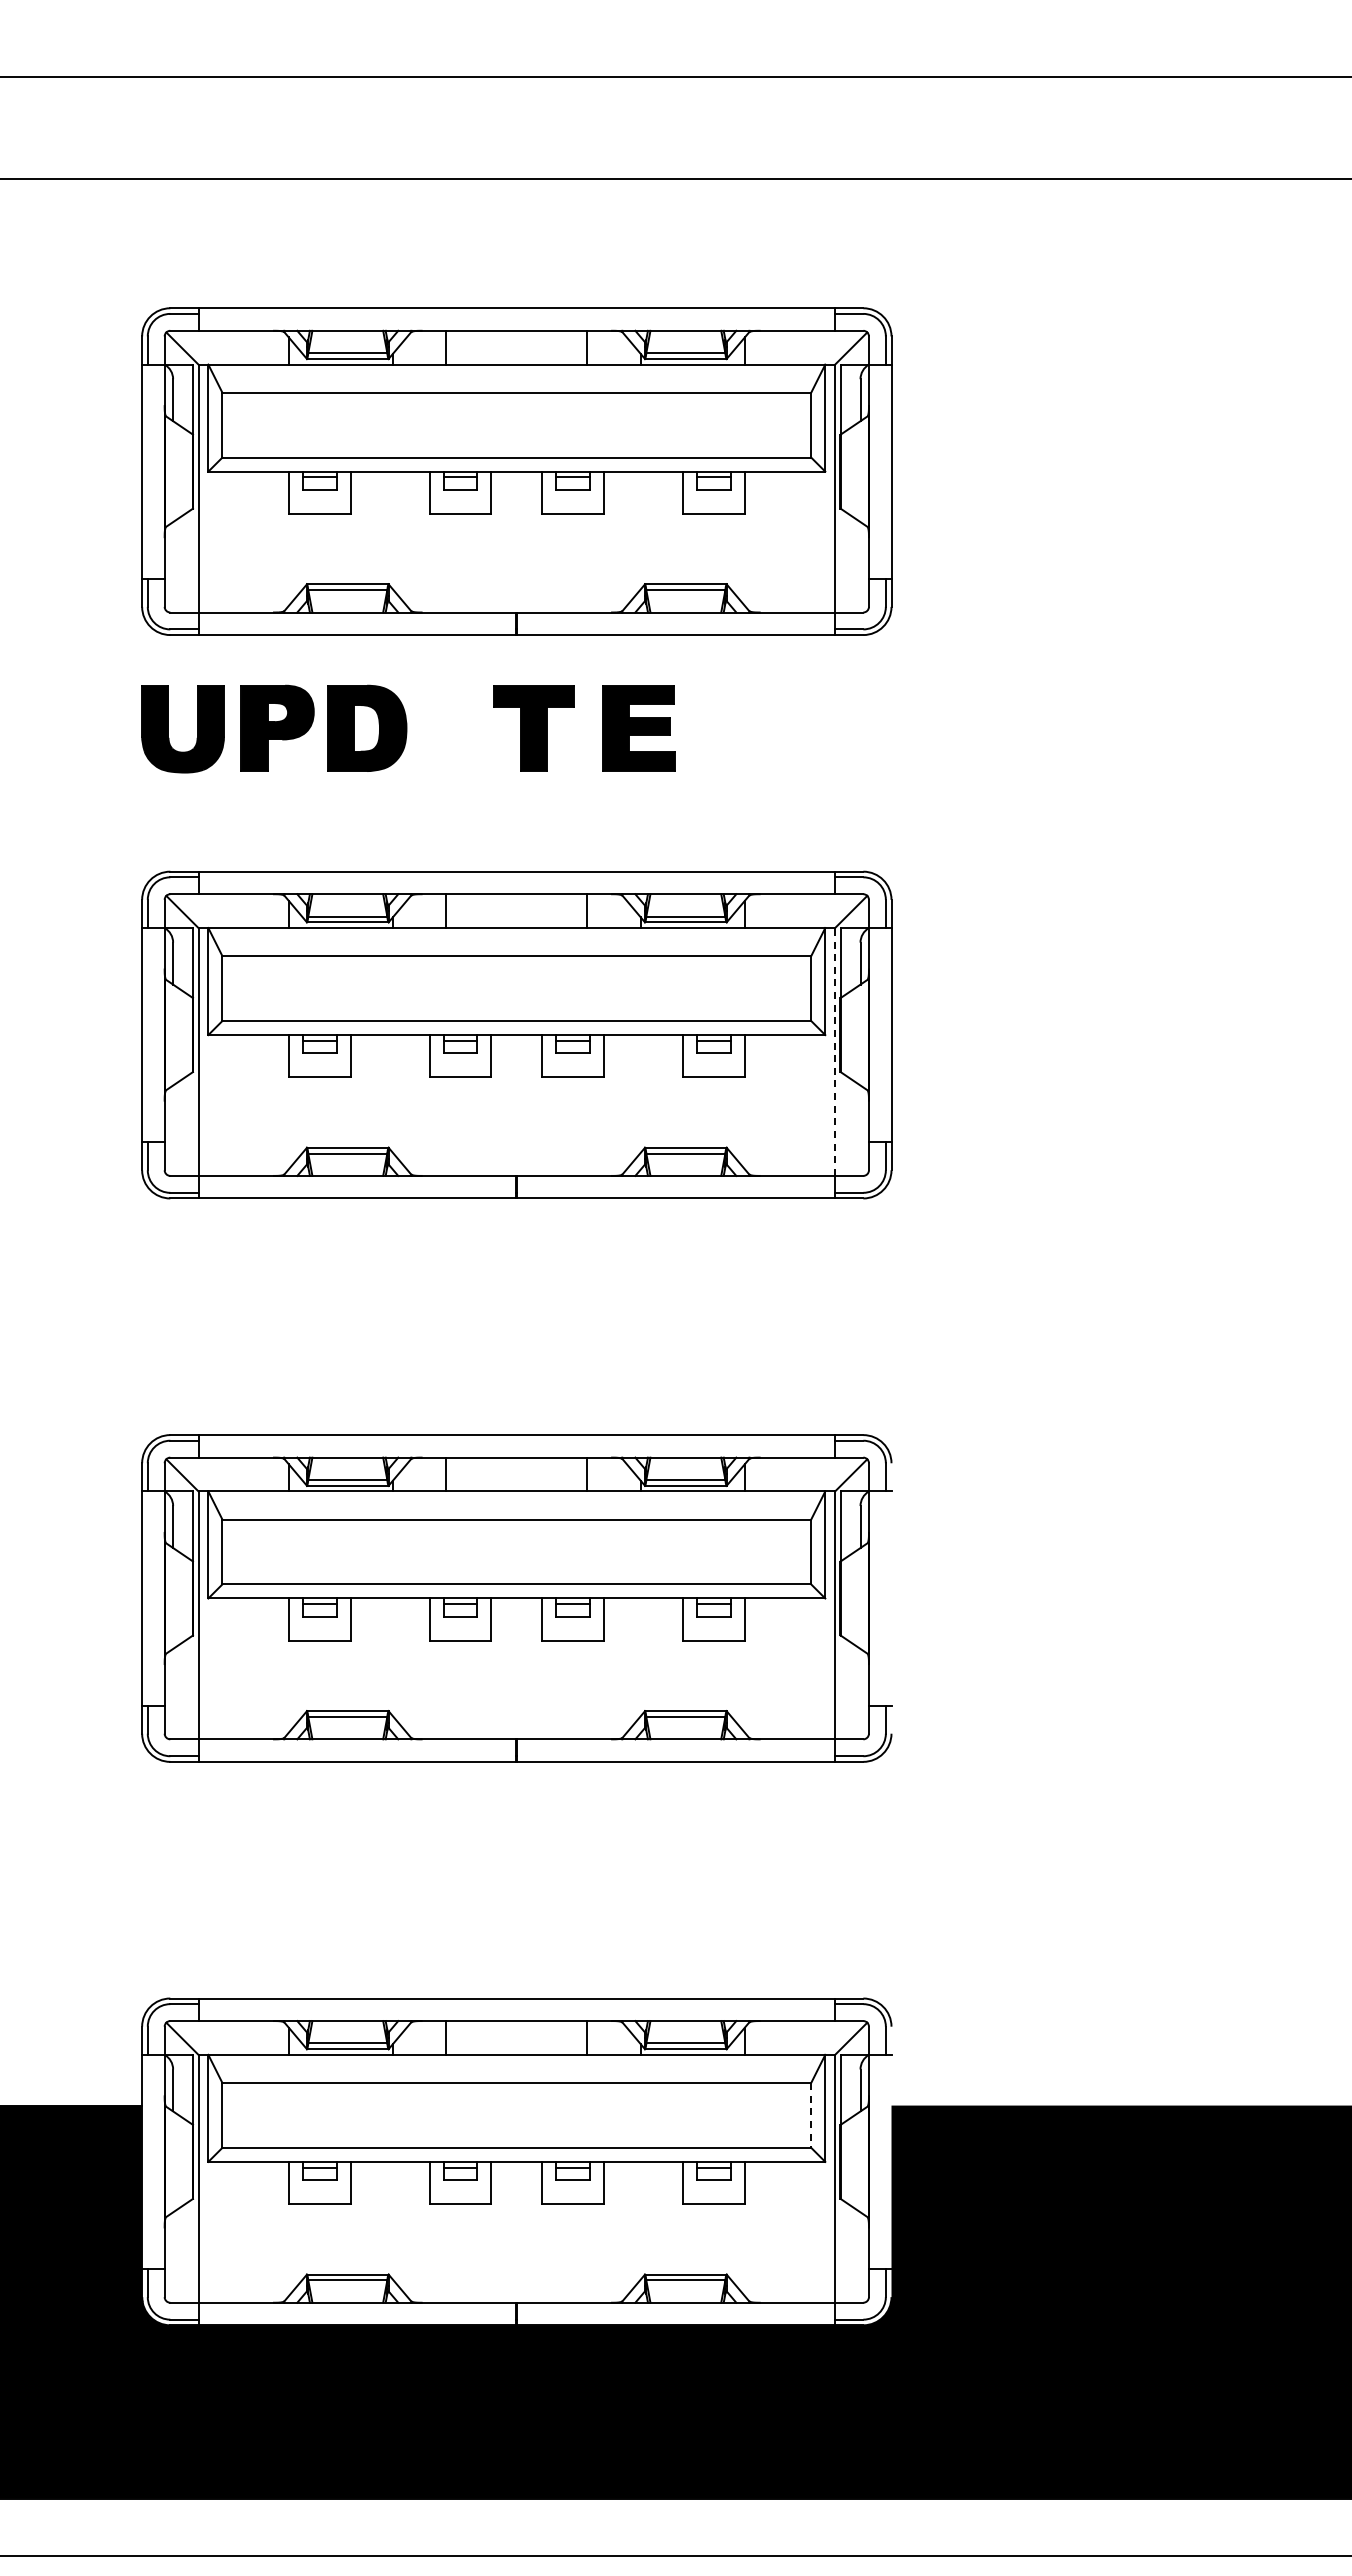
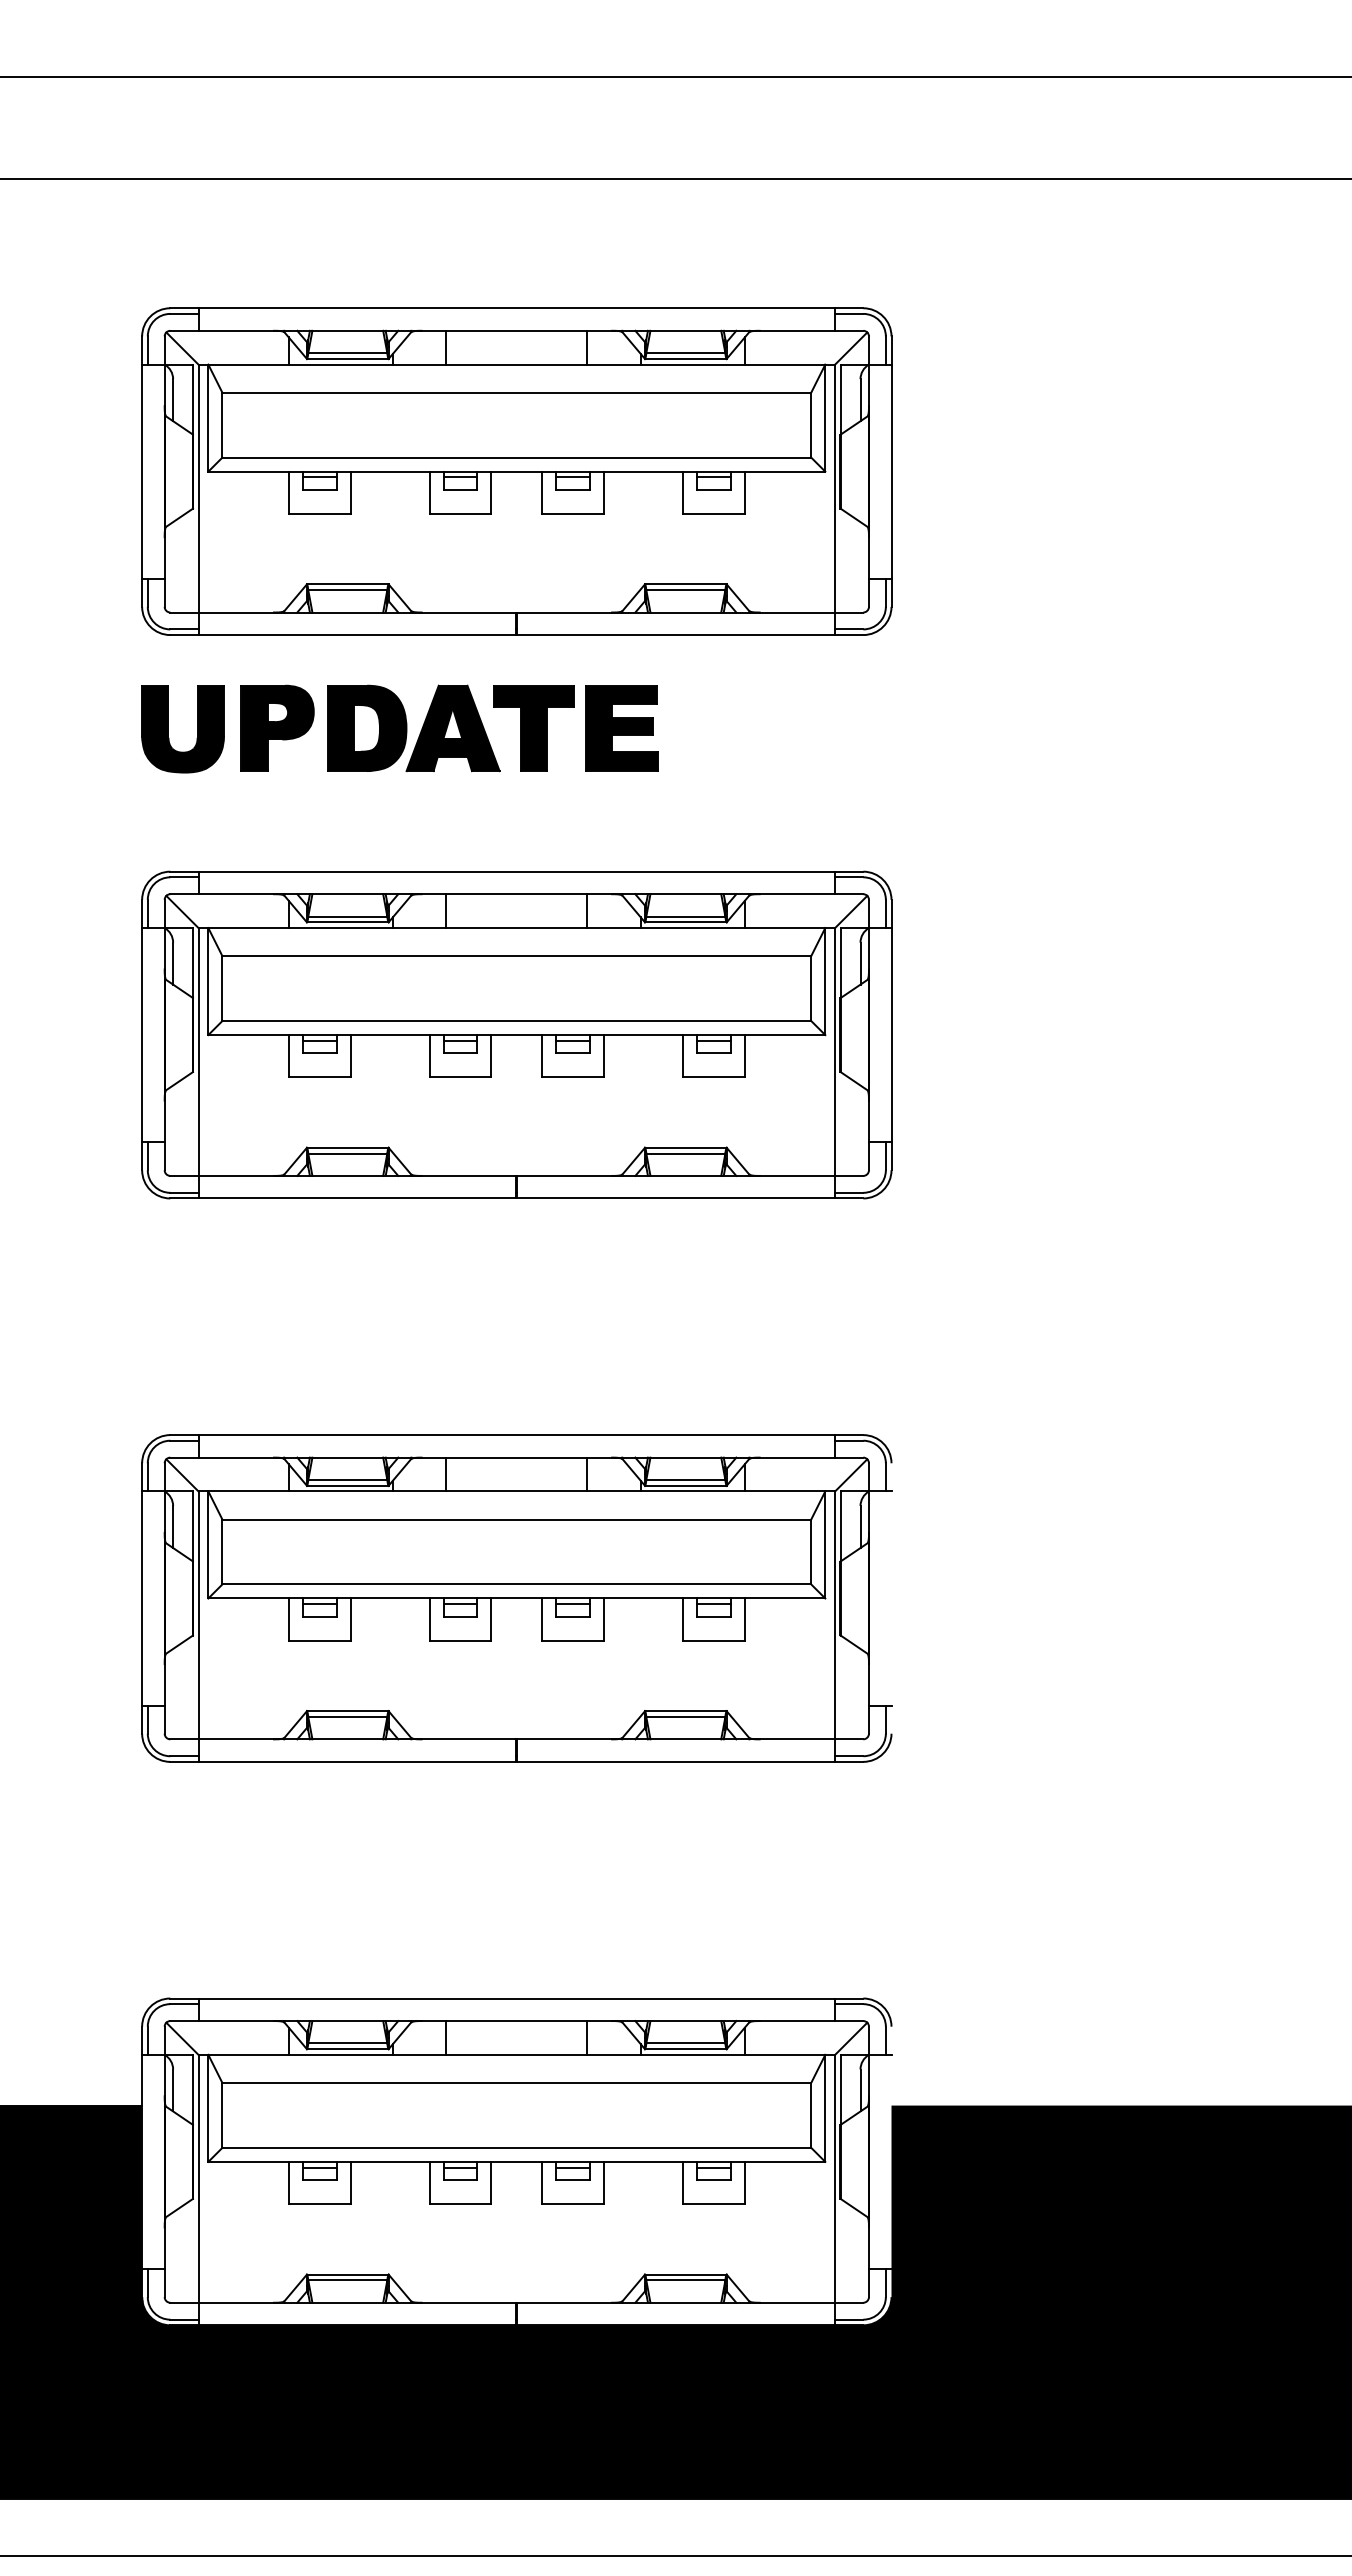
part: none -> present (452, 728)
part position: (638, 728) -> (621, 728) (621, 728)
line: dashed -> solid (835, 1051)
line: dashed -> solid (811, 2115)
